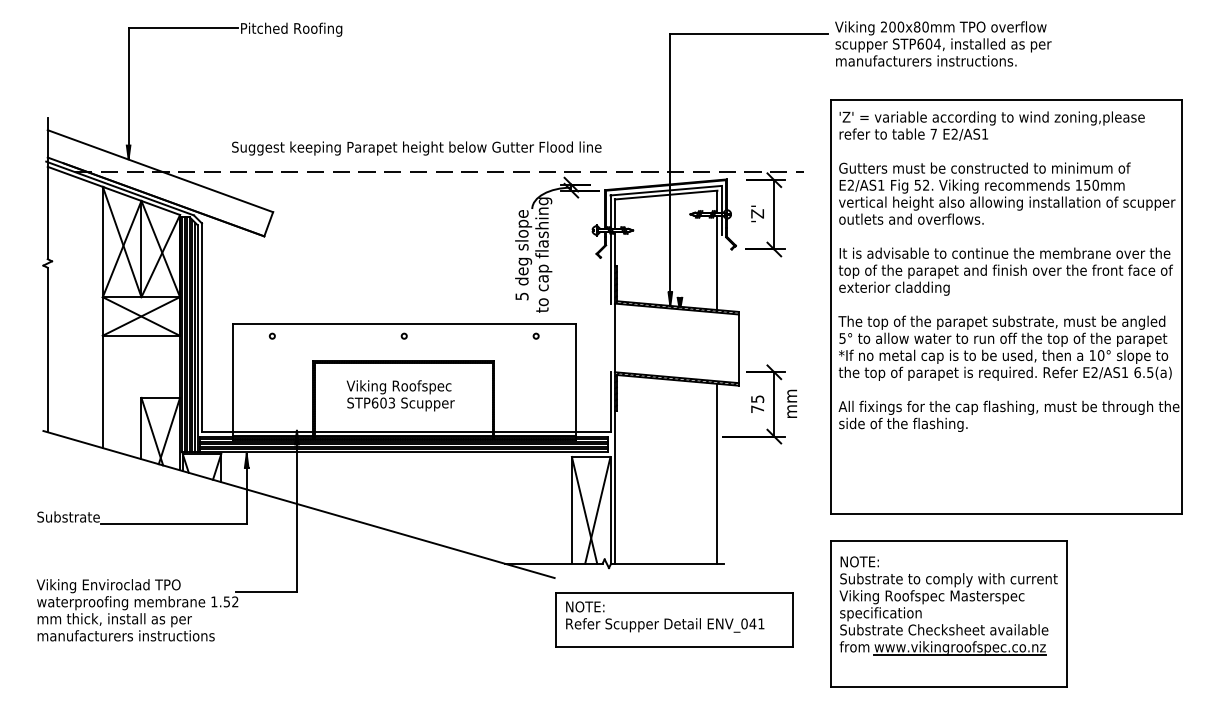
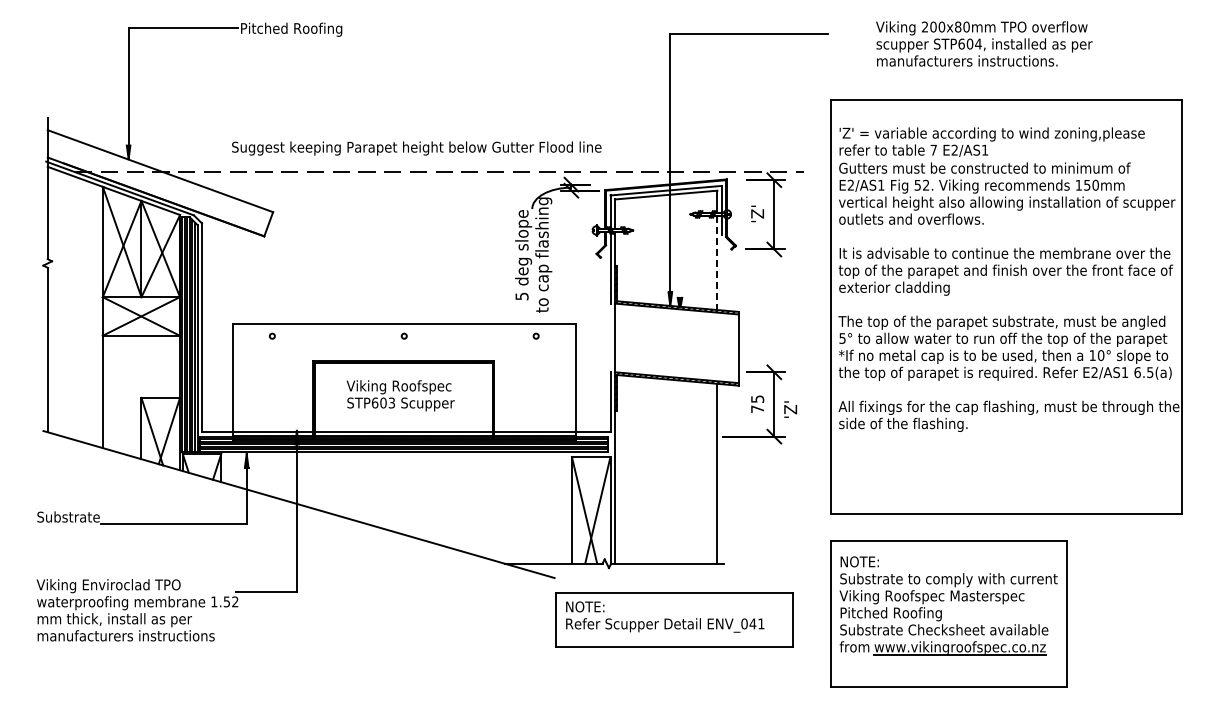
text position: (943, 43) -> (984, 43) (984, 43)
text position: (991, 125) -> (991, 141) (991, 141)
line: solid -> dashed (717, 263)
text: mm -> 'Z' (790, 403)
text: specification -> Pitched Roofing (890, 614)
